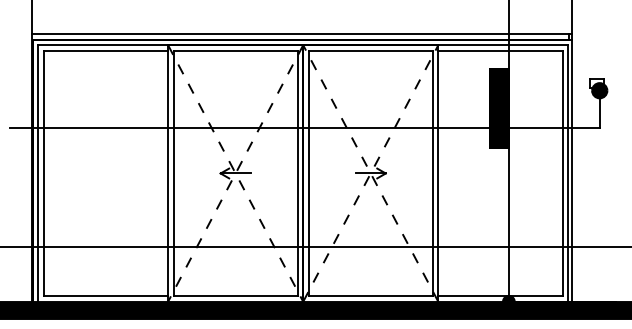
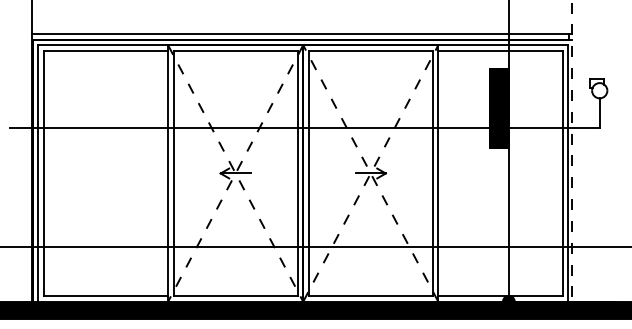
fill: present -> none (599, 90)
line: solid -> dashed (572, 150)
